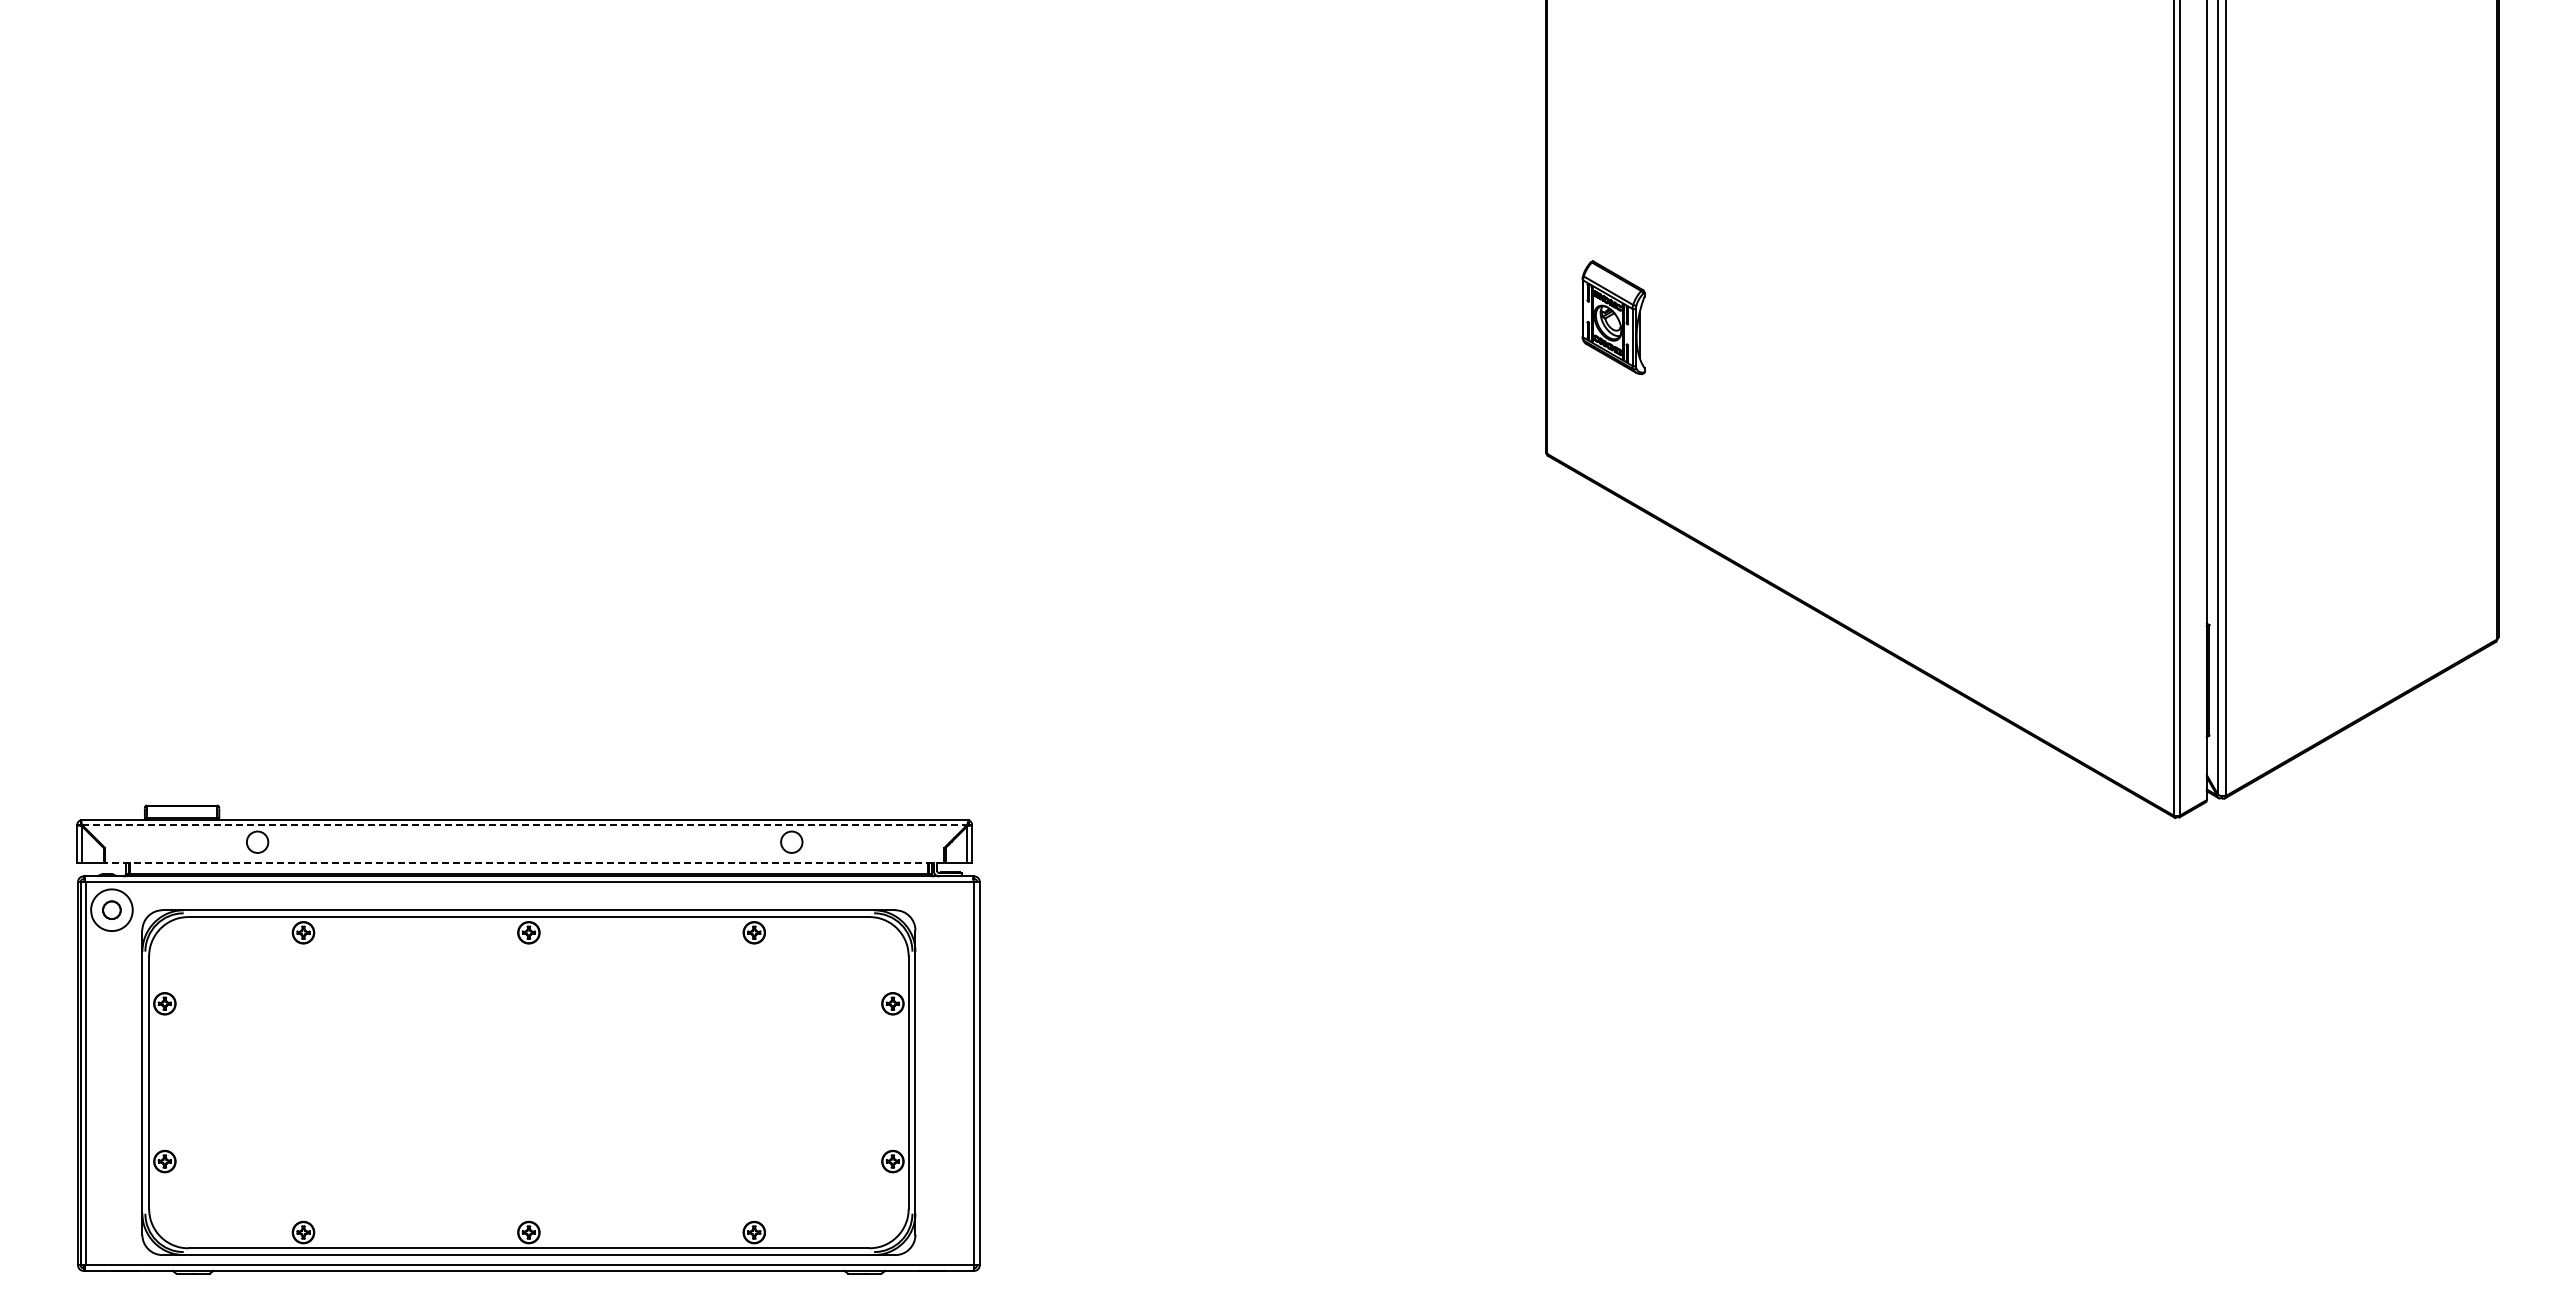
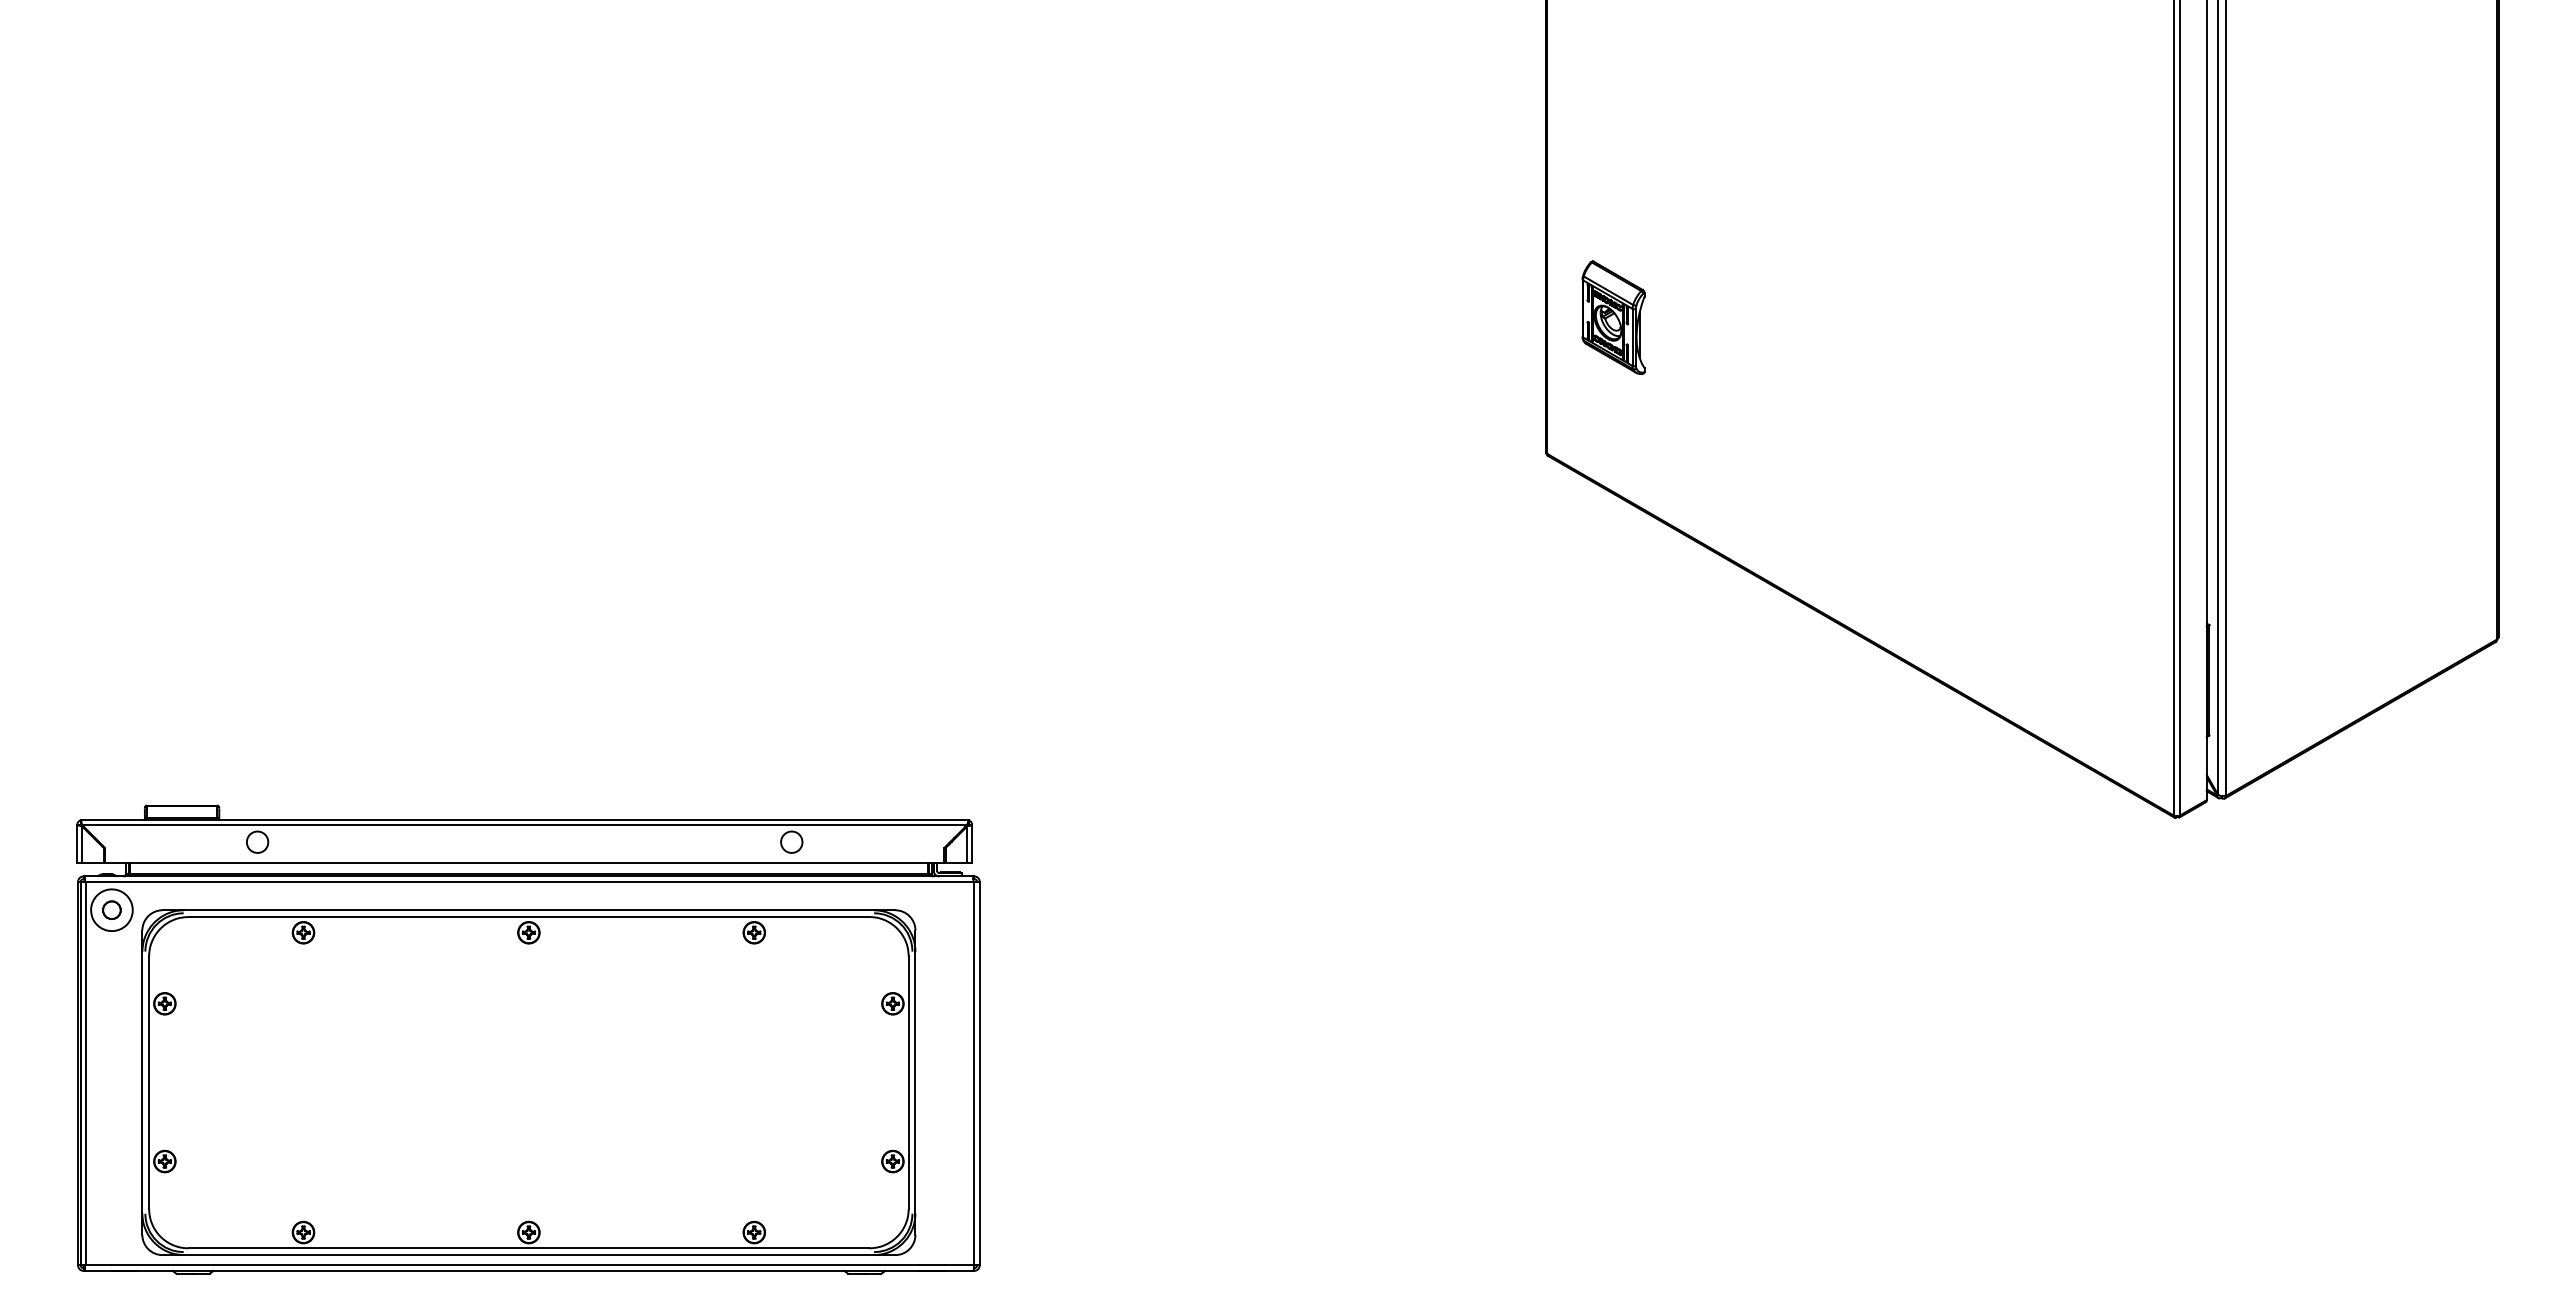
line: dashed -> solid (524, 824)
line: dashed -> solid (524, 862)
